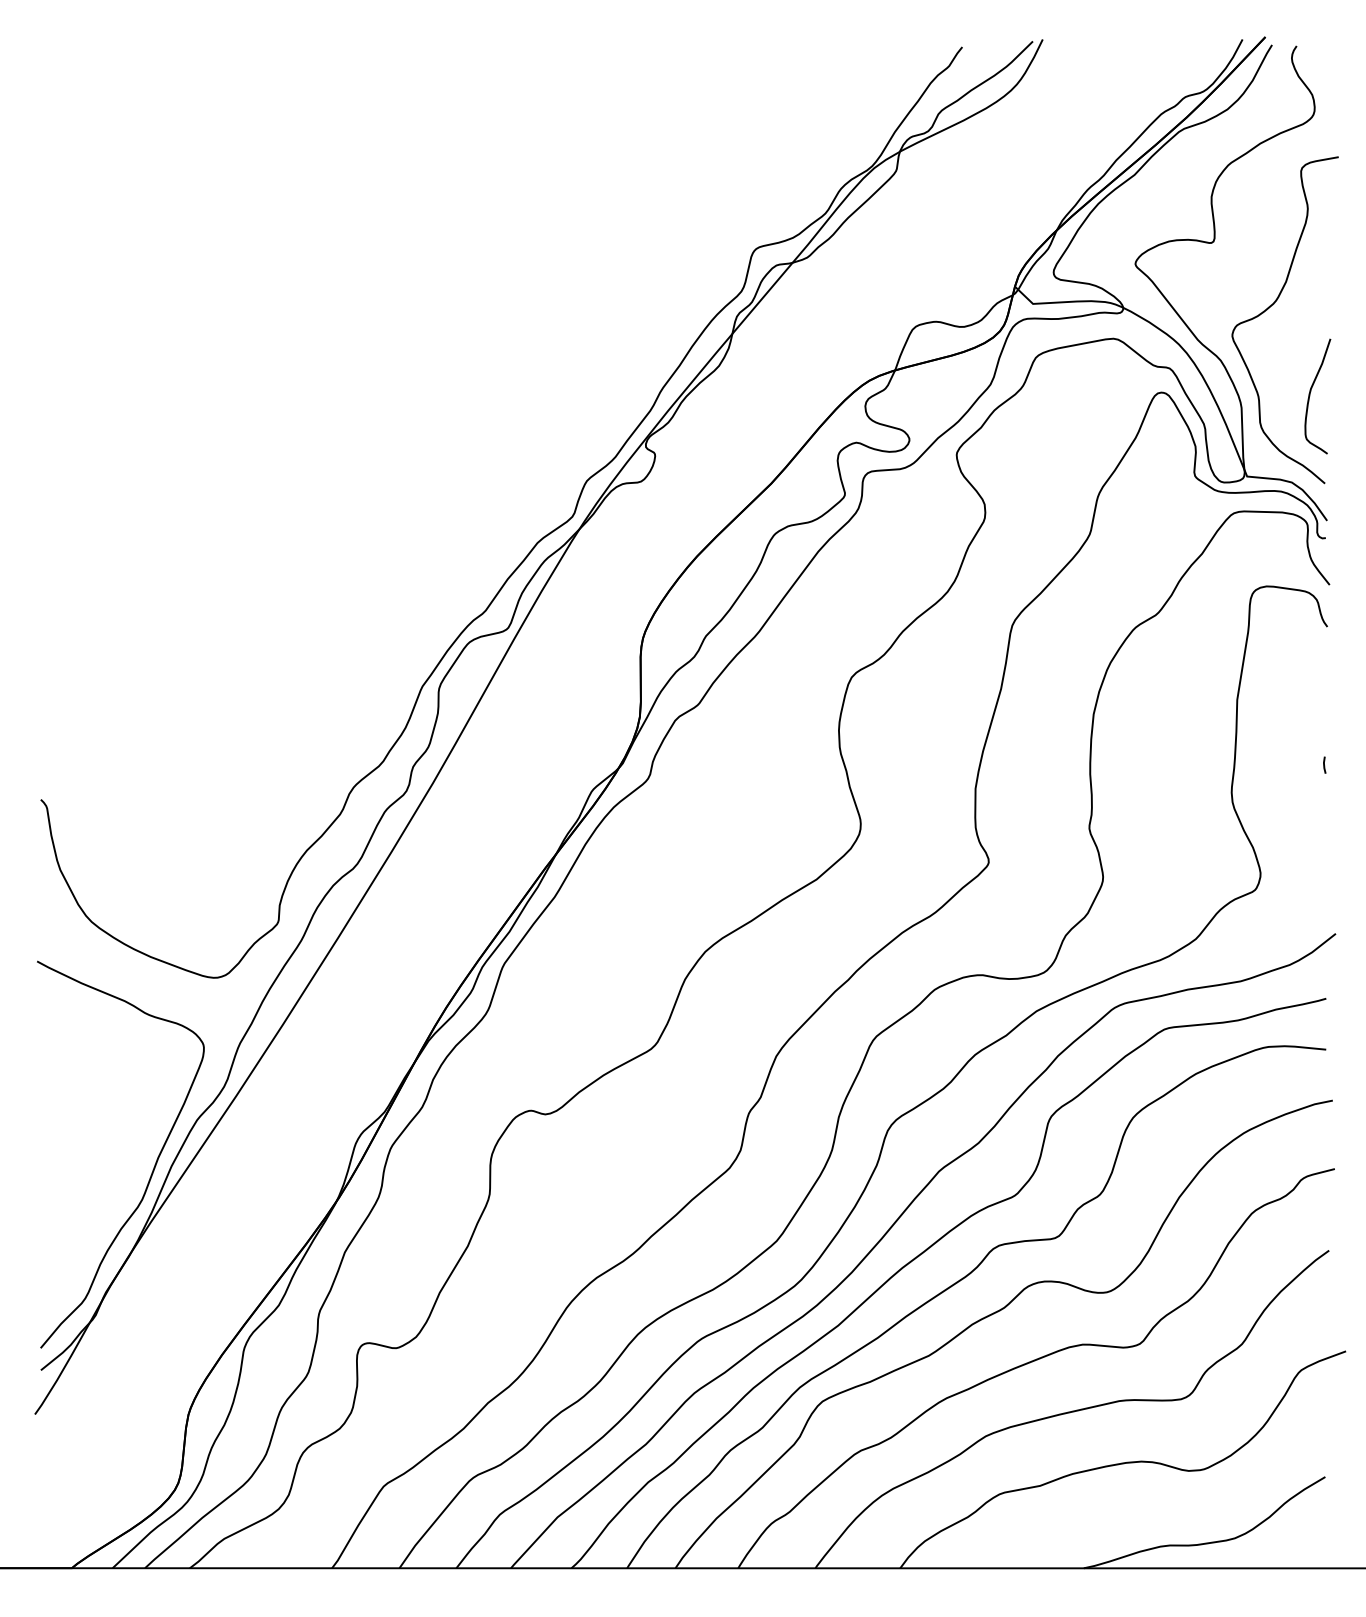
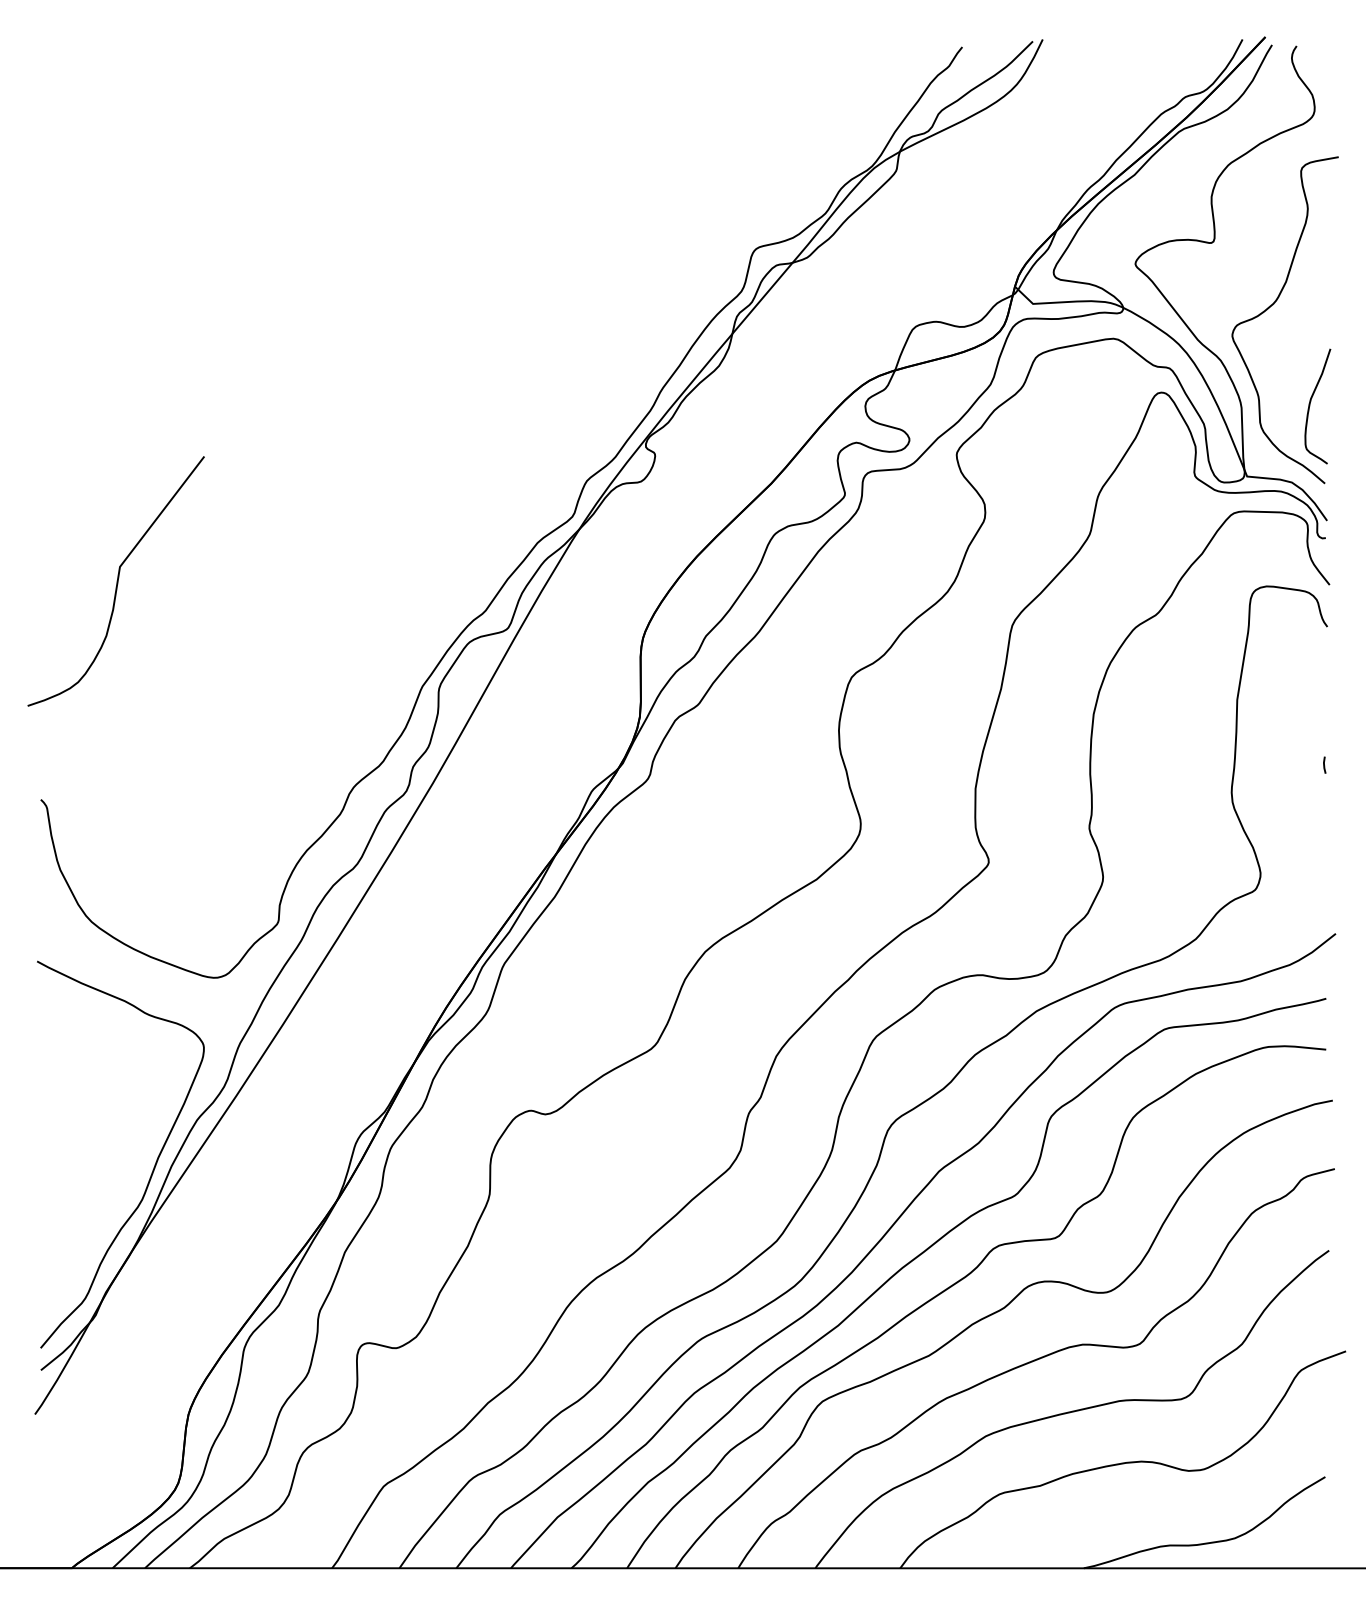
curve position: (1310, 396) -> (1310, 406) (1310, 406)
curve: none -> present (116, 581)
